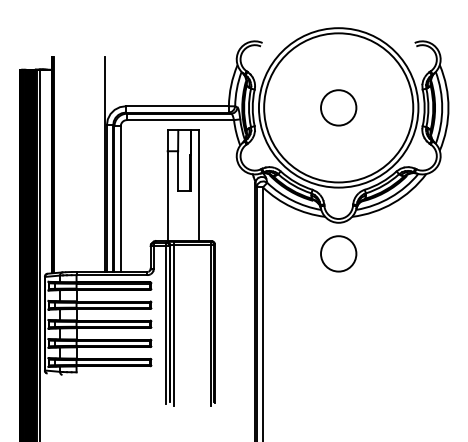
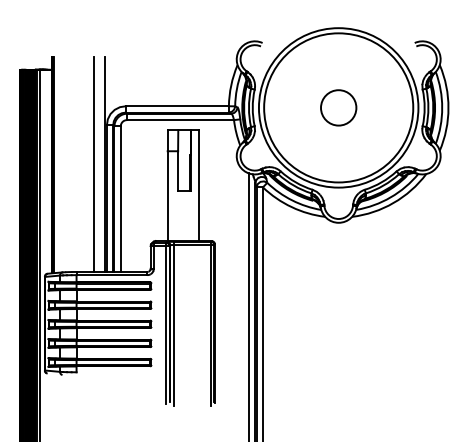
line: none -> present (94, 163)
circle: present -> none (338, 253)
line: none -> present (249, 305)
